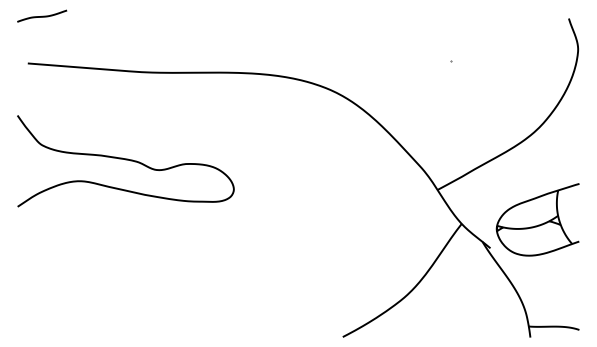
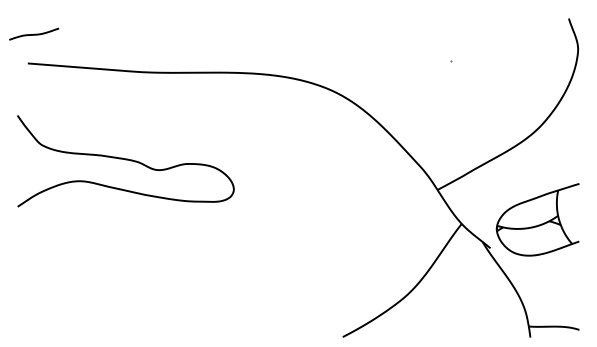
curve position: (42, 15) -> (34, 33) (34, 33)
